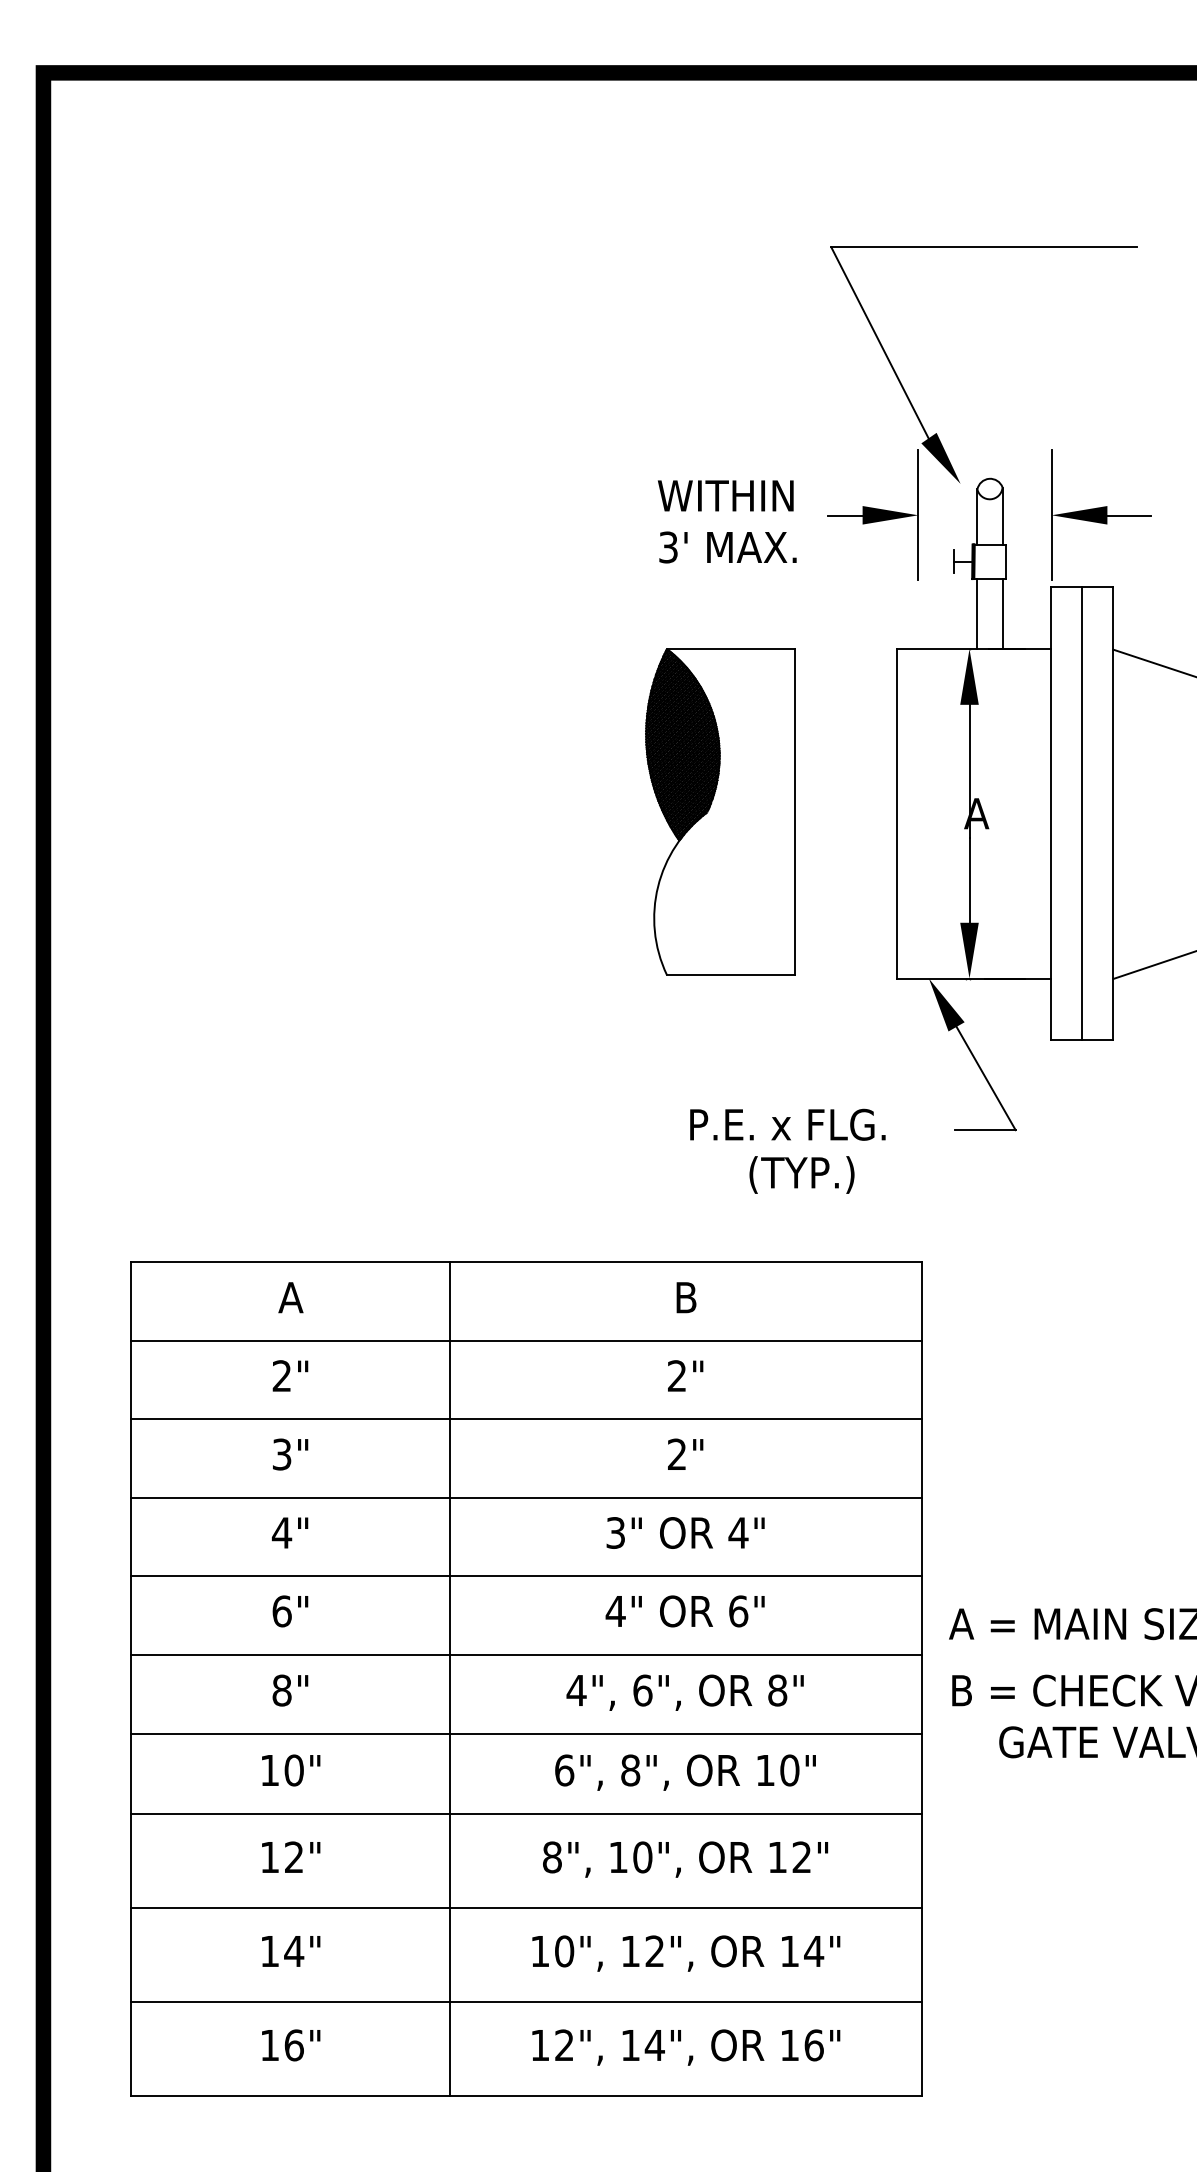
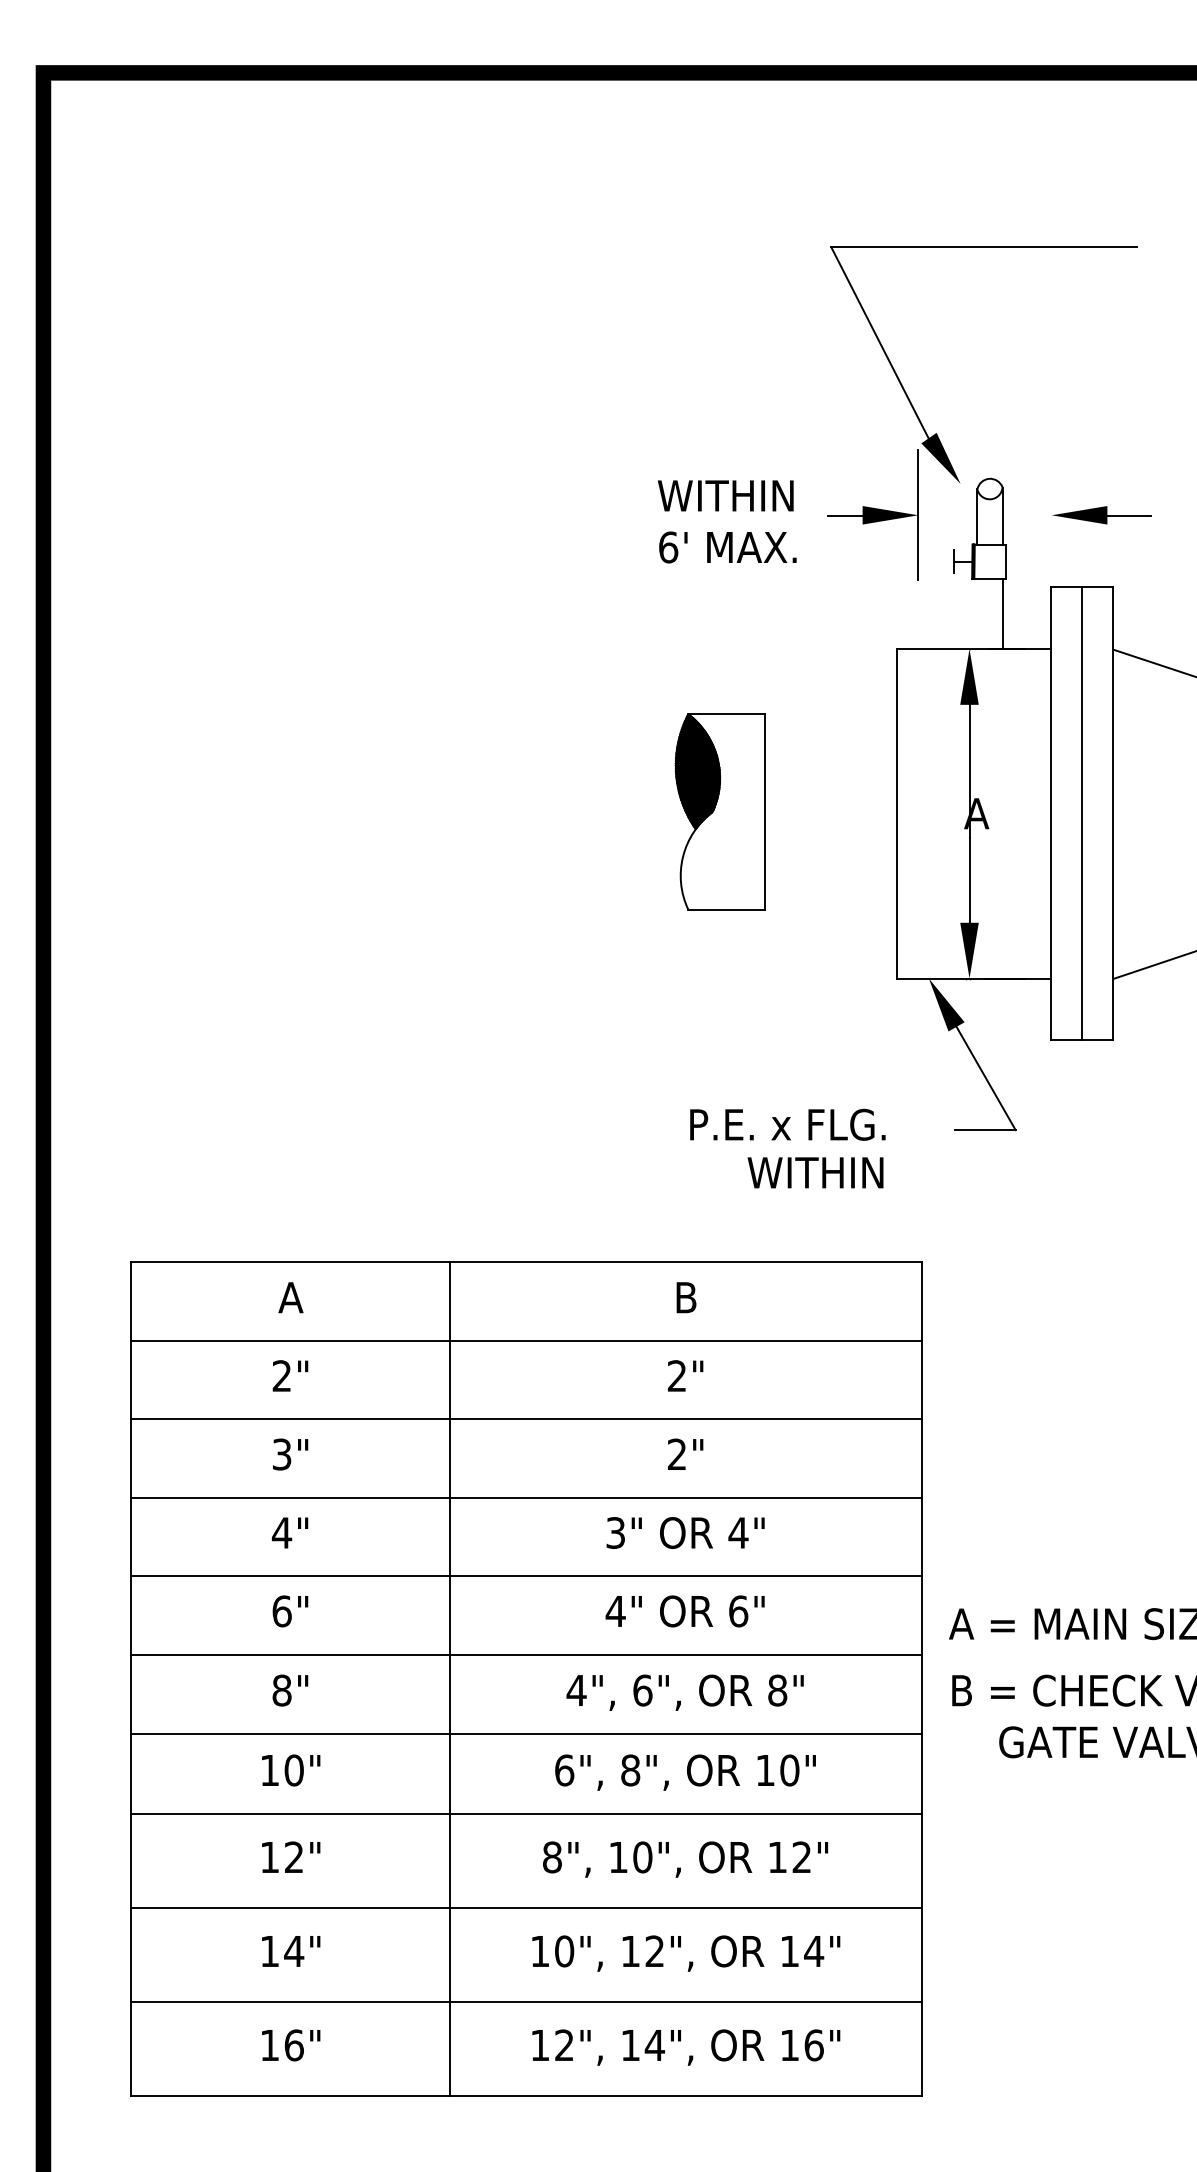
line: present -> none (1051, 515)
text: 3' -> 6' (668, 547)
line: present -> none (977, 614)
part size: 151x328 px -> 92x198 px (719, 811)
text: (TYP.) -> WITHIN (815, 1174)
